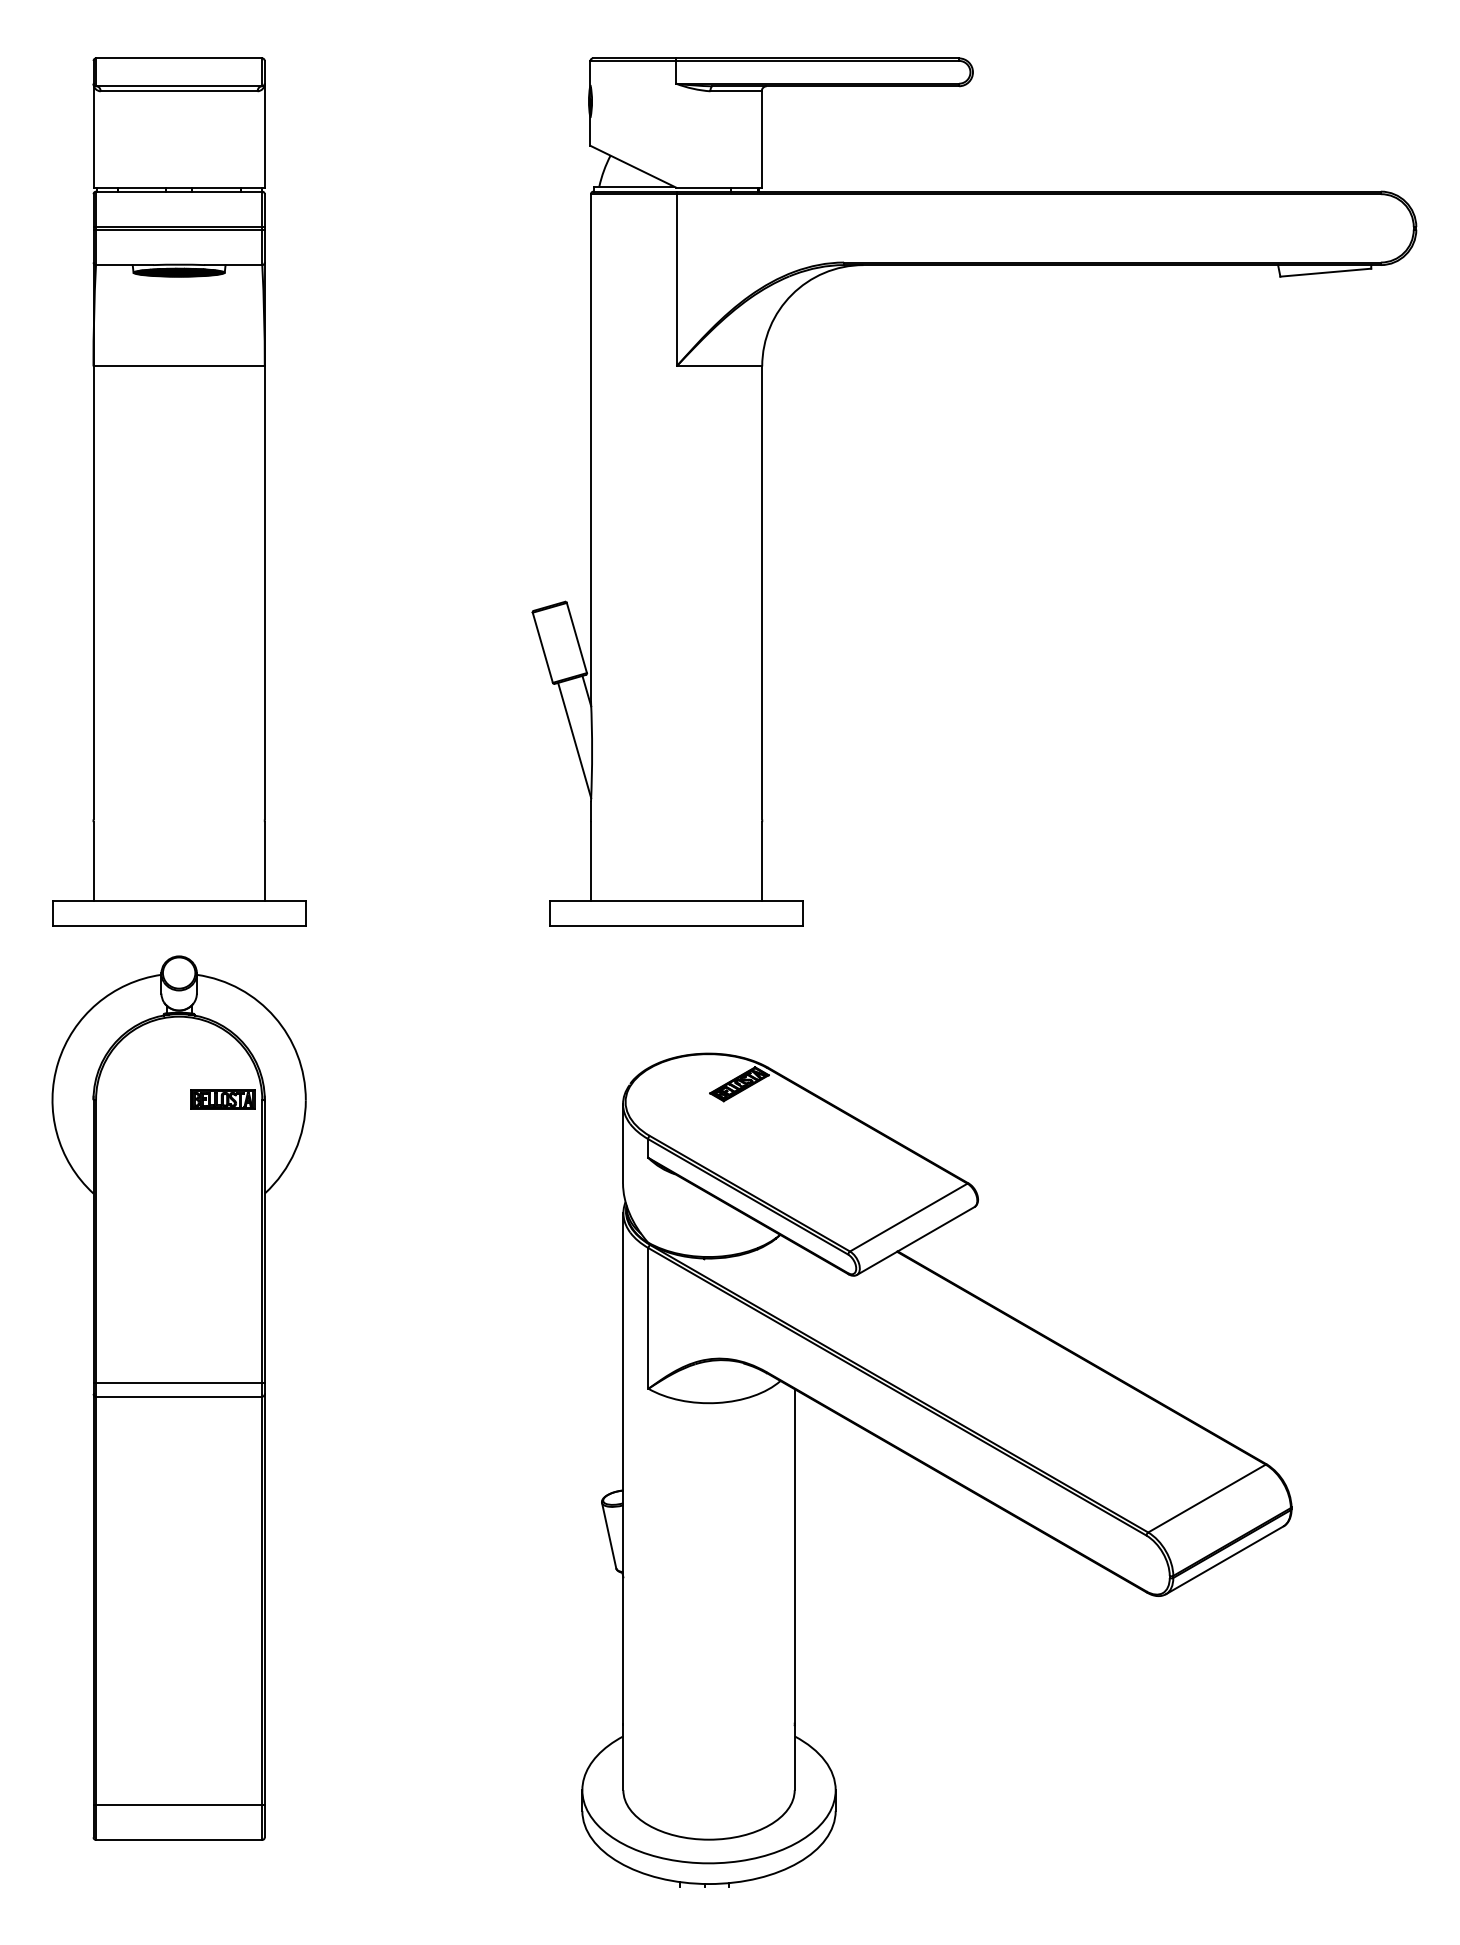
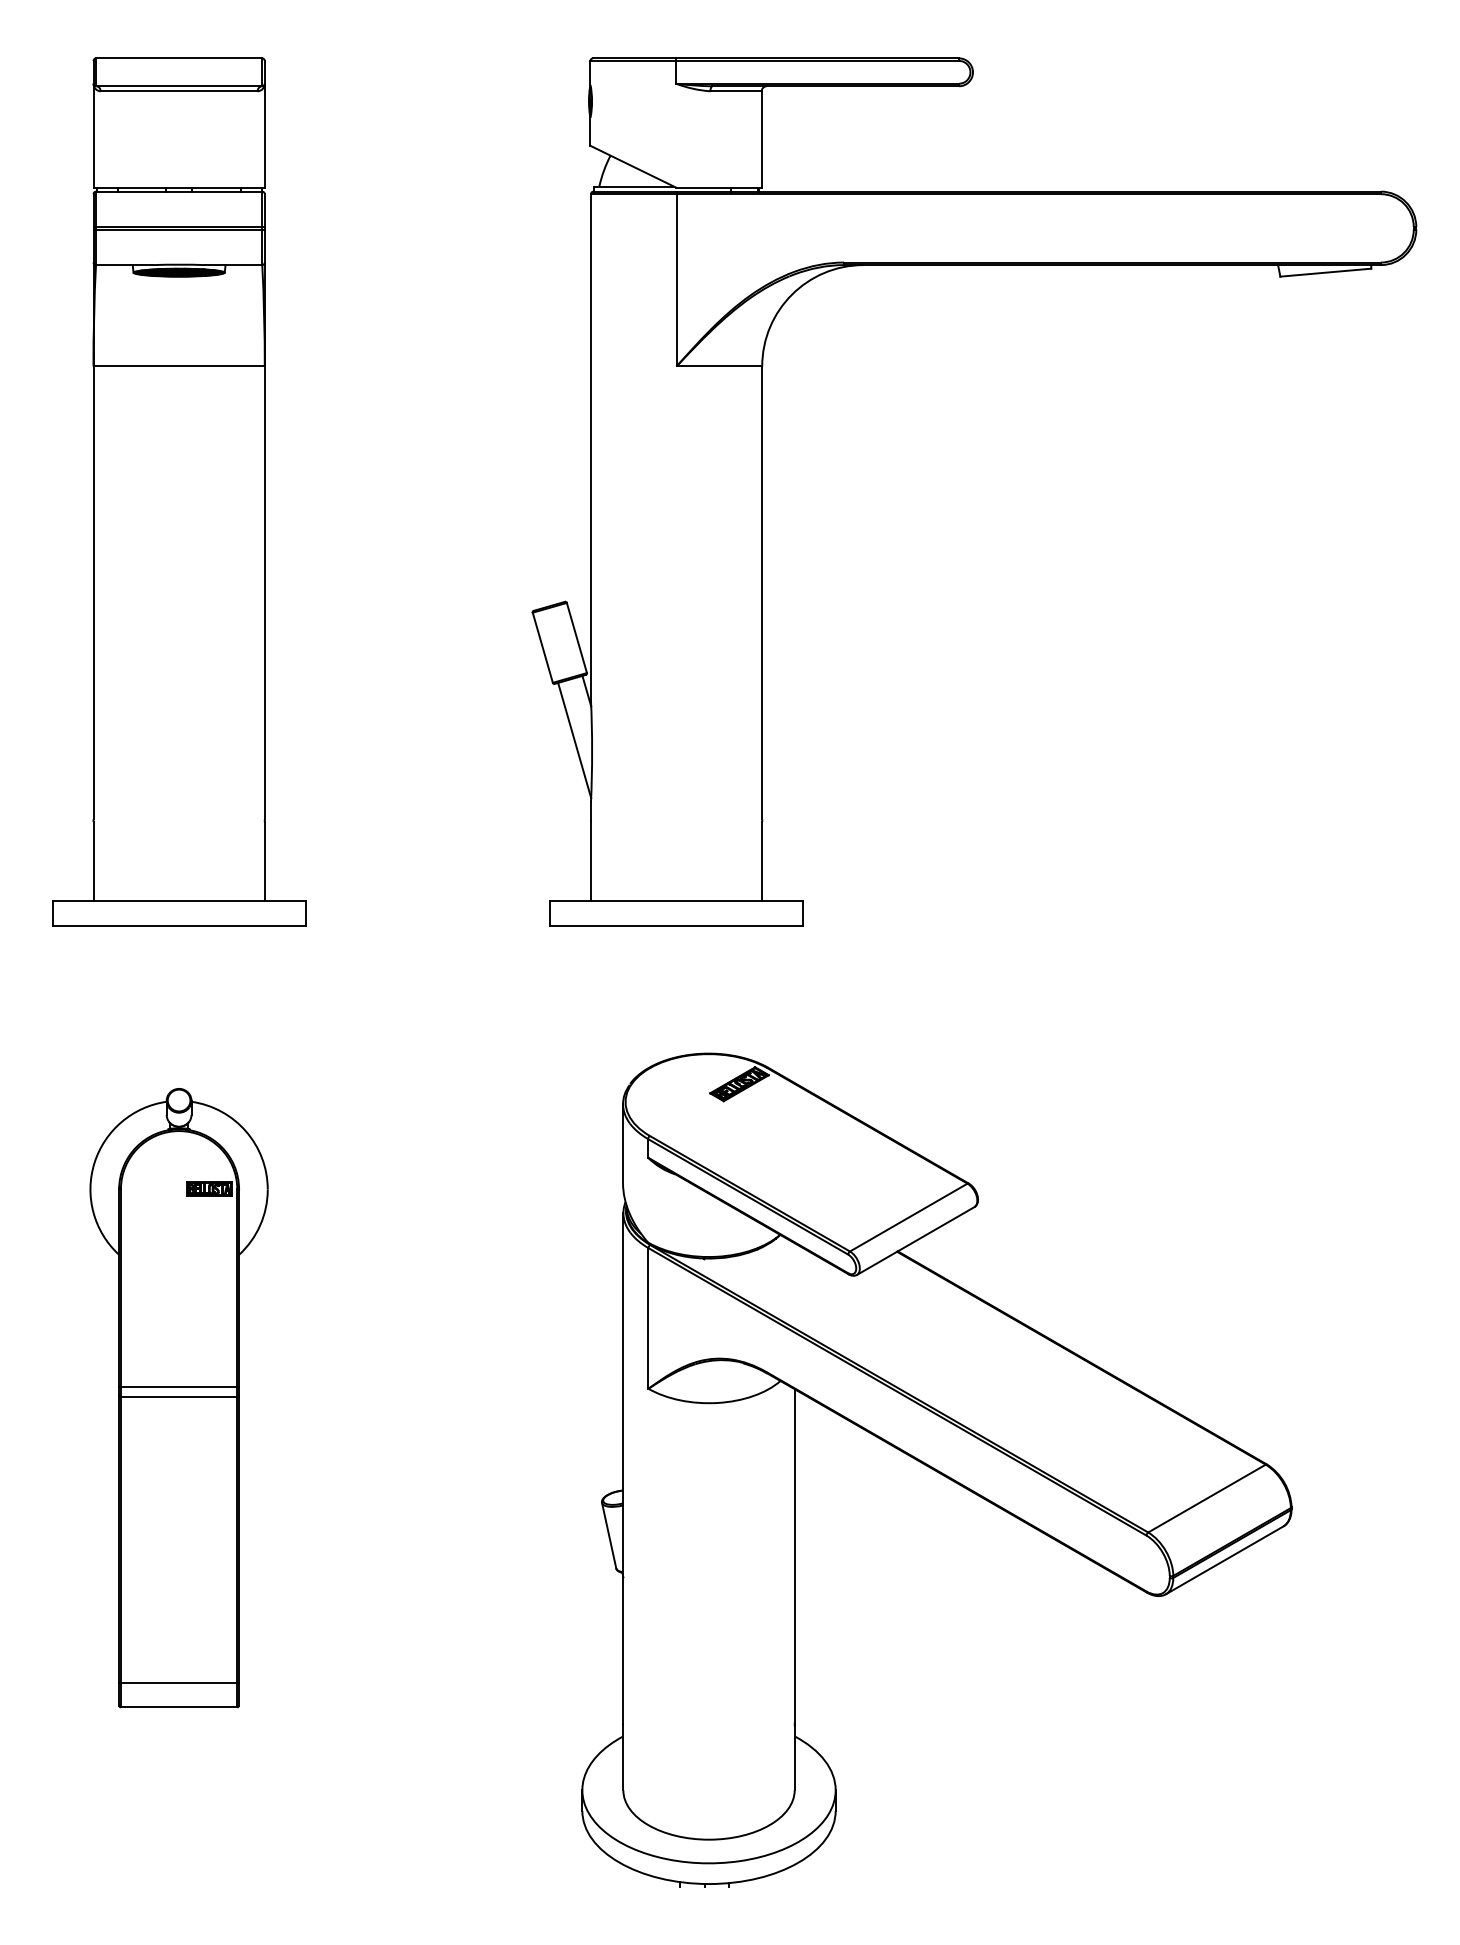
part size: 256x886 px -> 180x621 px (178, 1398)
